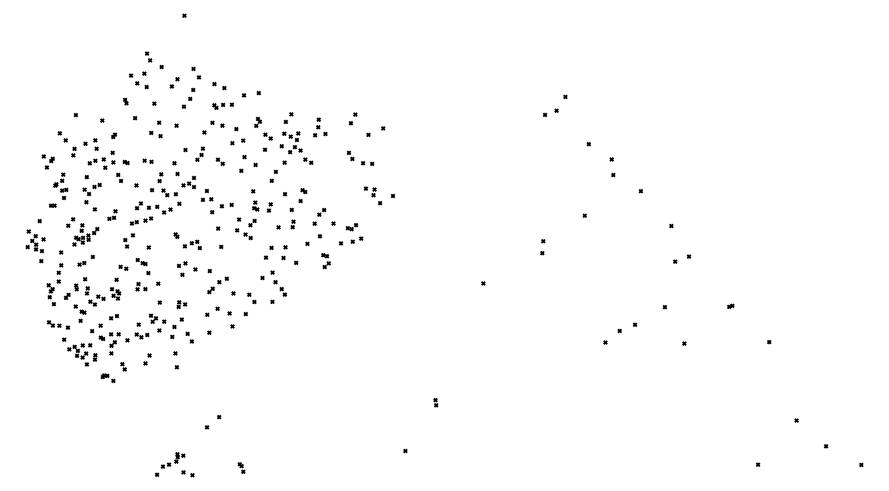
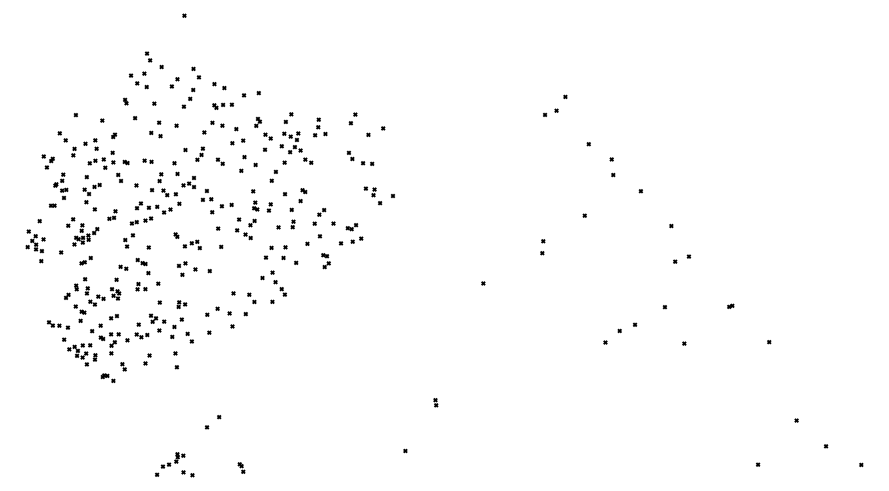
part size: 18x13 px -> 14x11 px (85, 260)
part: present -> none (54, 284)
part: present -> none (217, 285)
